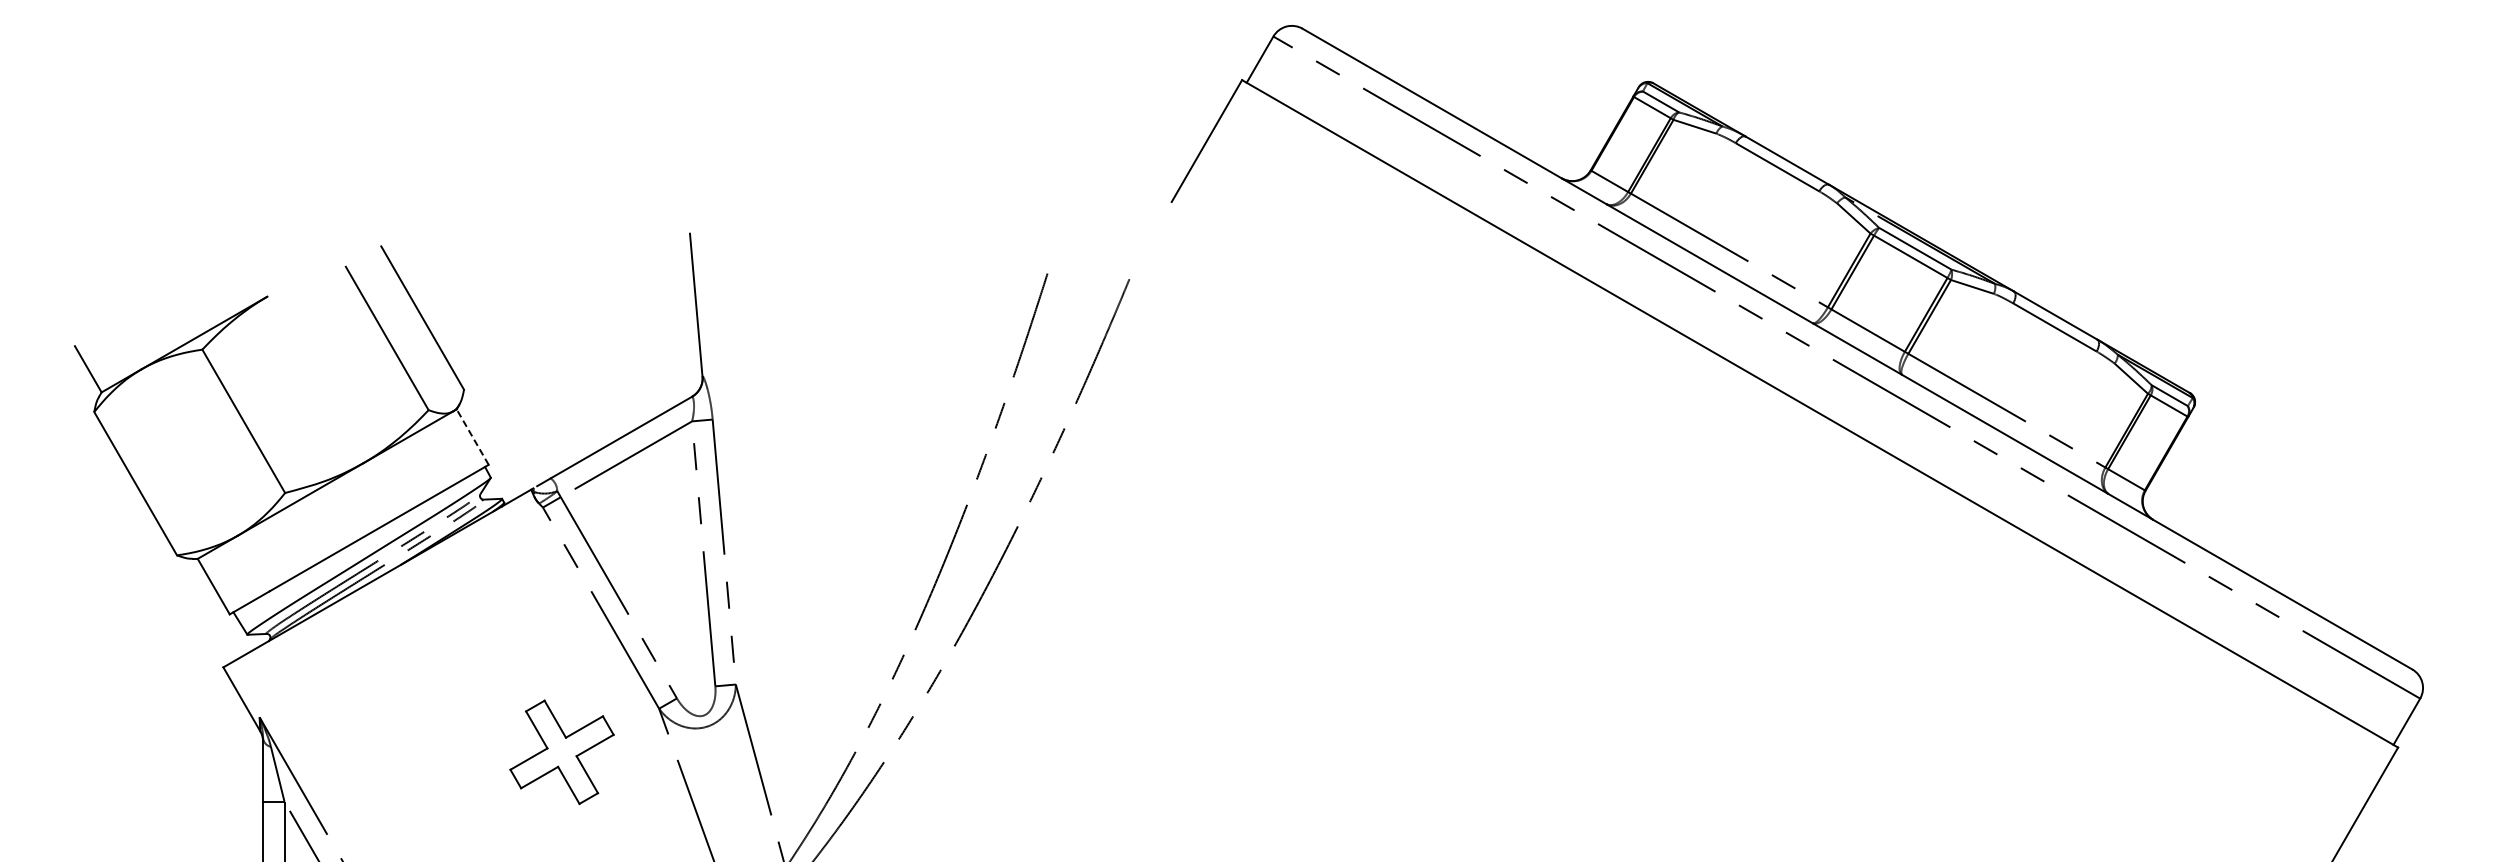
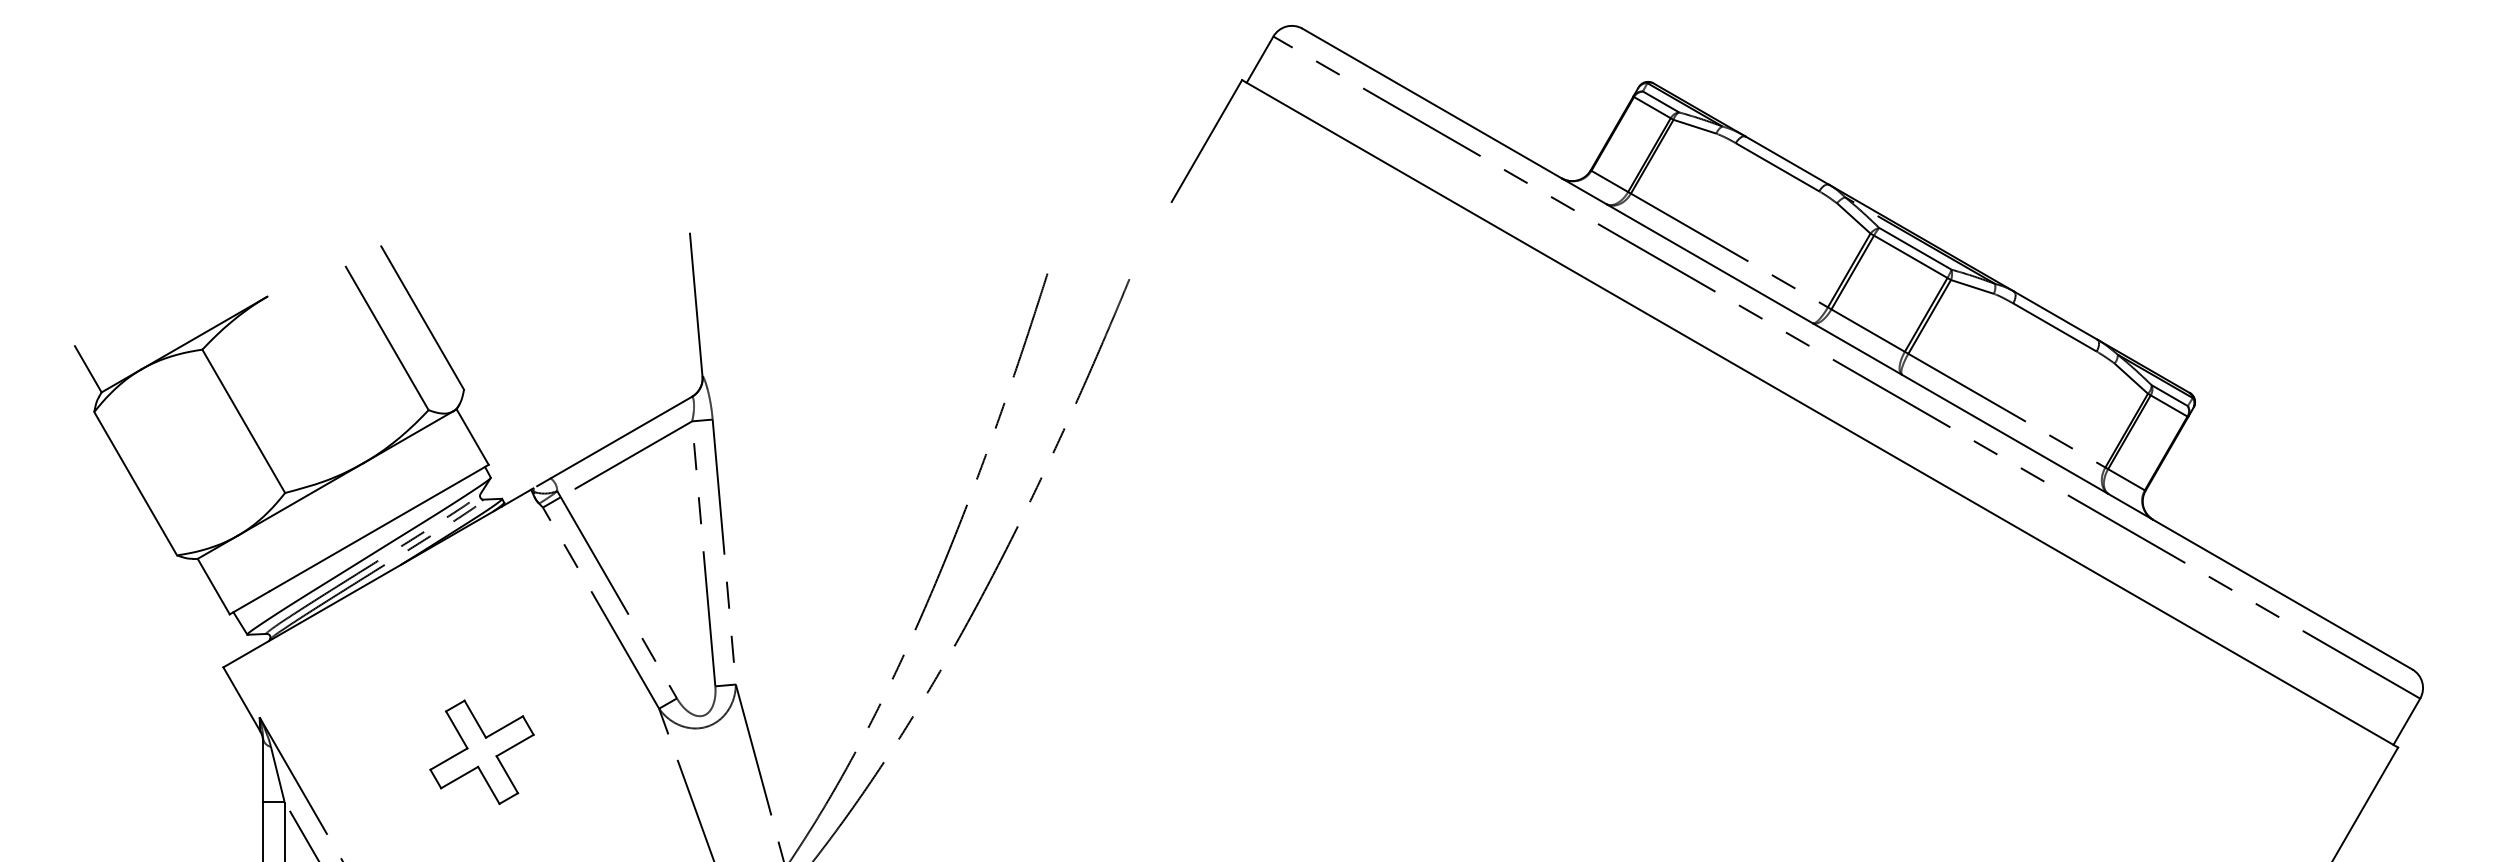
line: dashed -> solid (472, 436)
part position: (561, 751) -> (481, 751) (481, 751)
